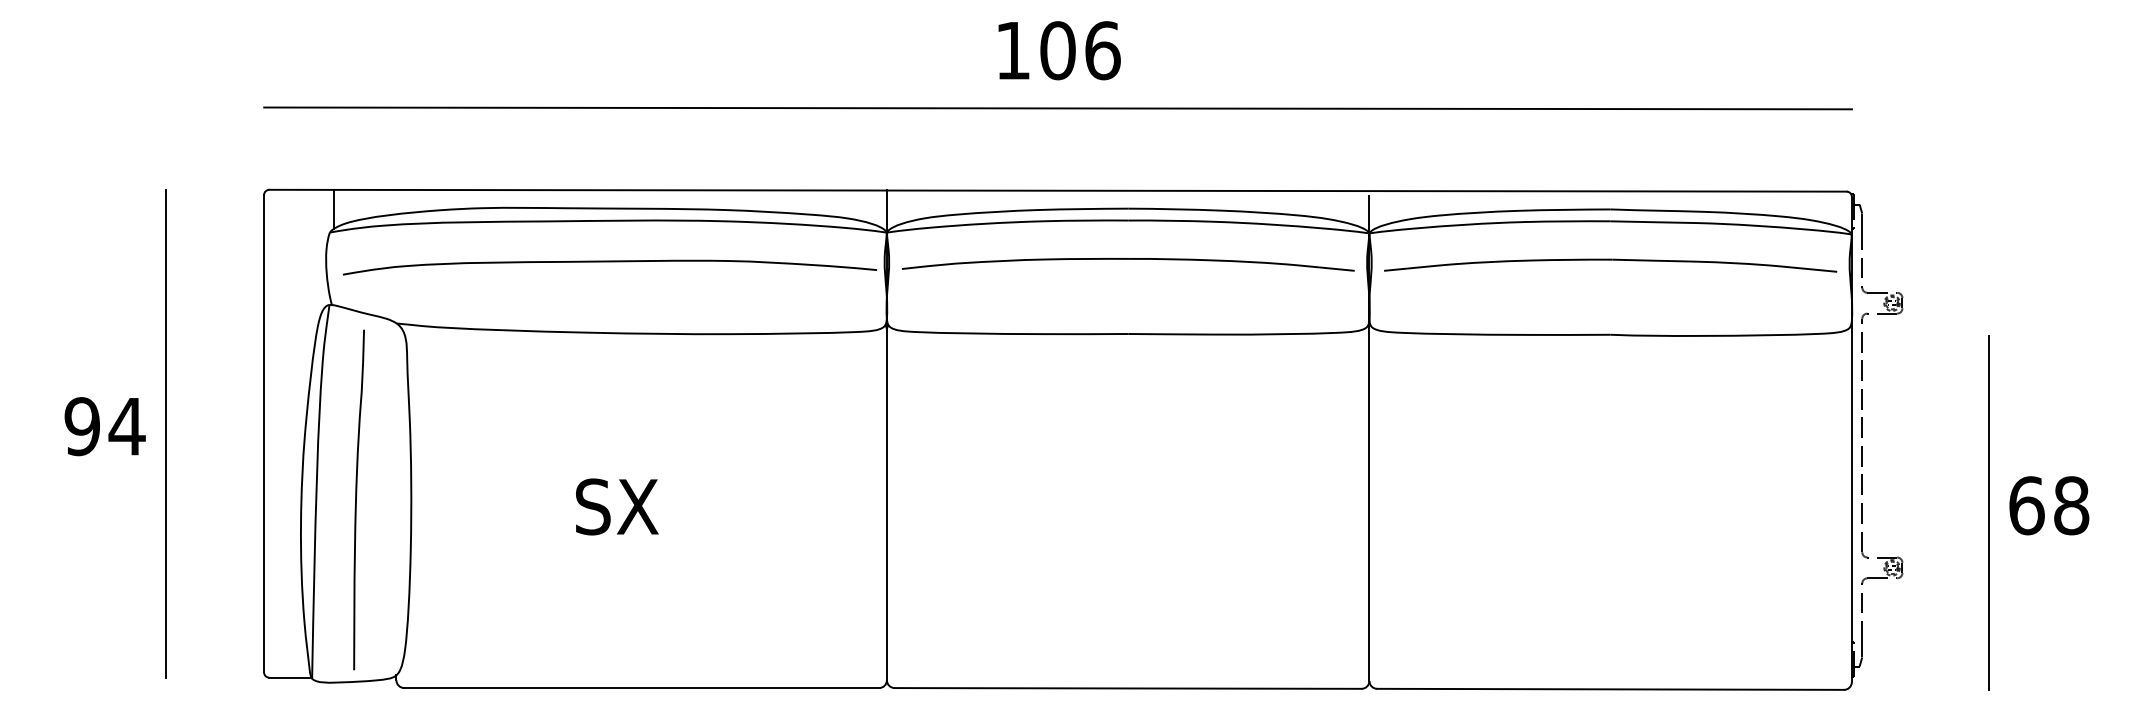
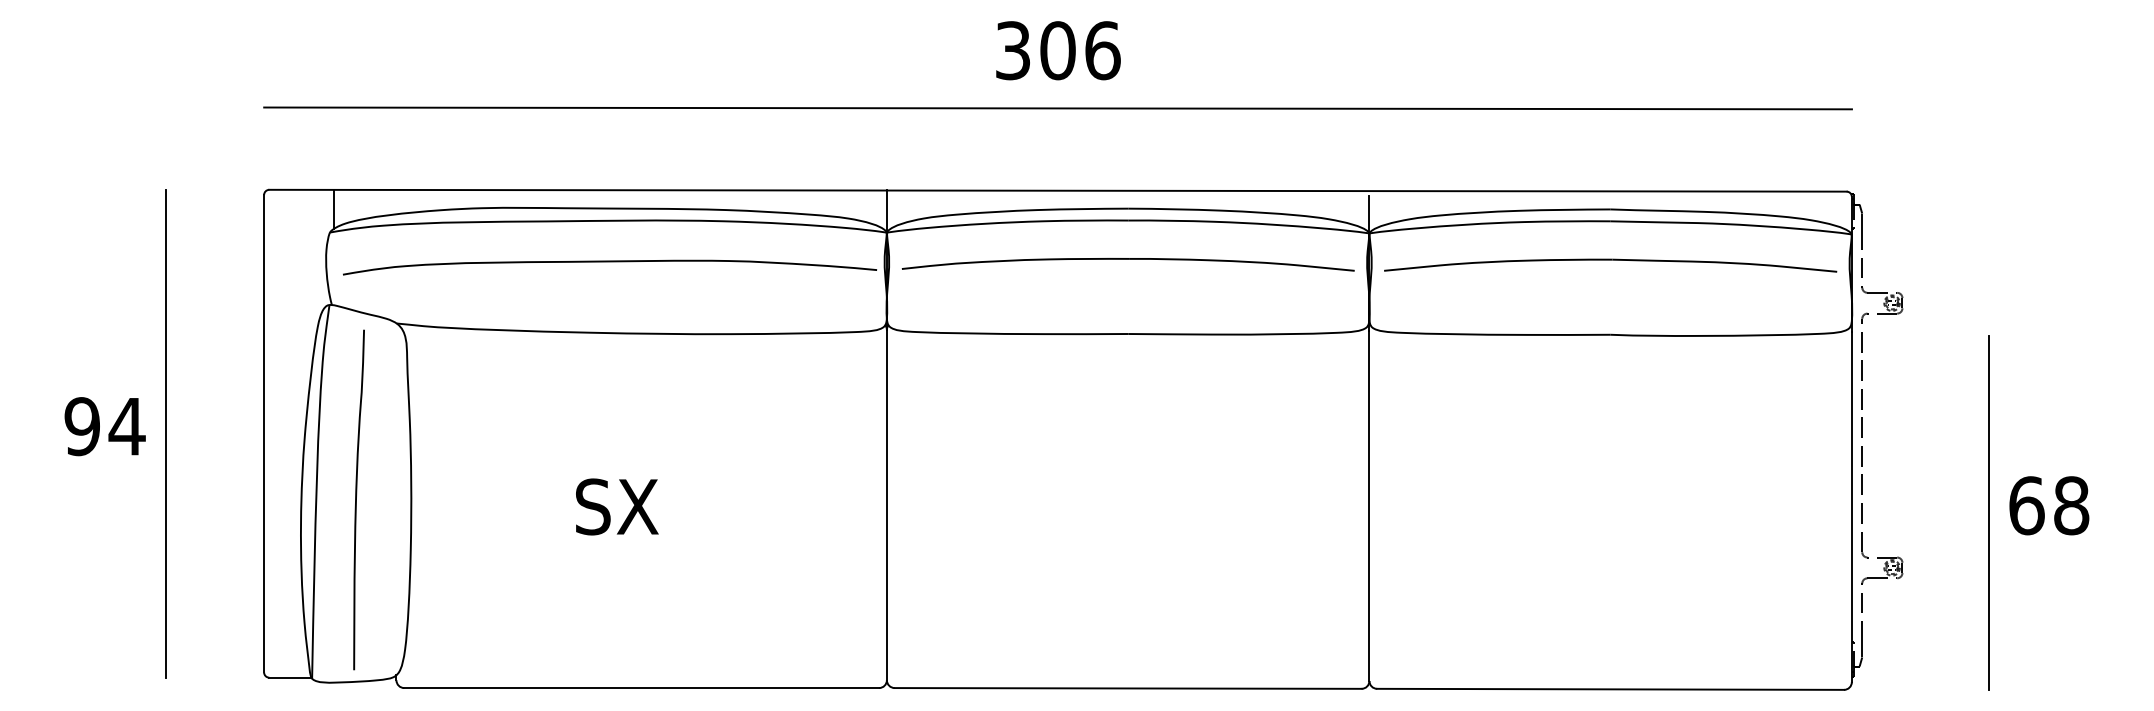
text: 106 -> 306 (1012, 50)
